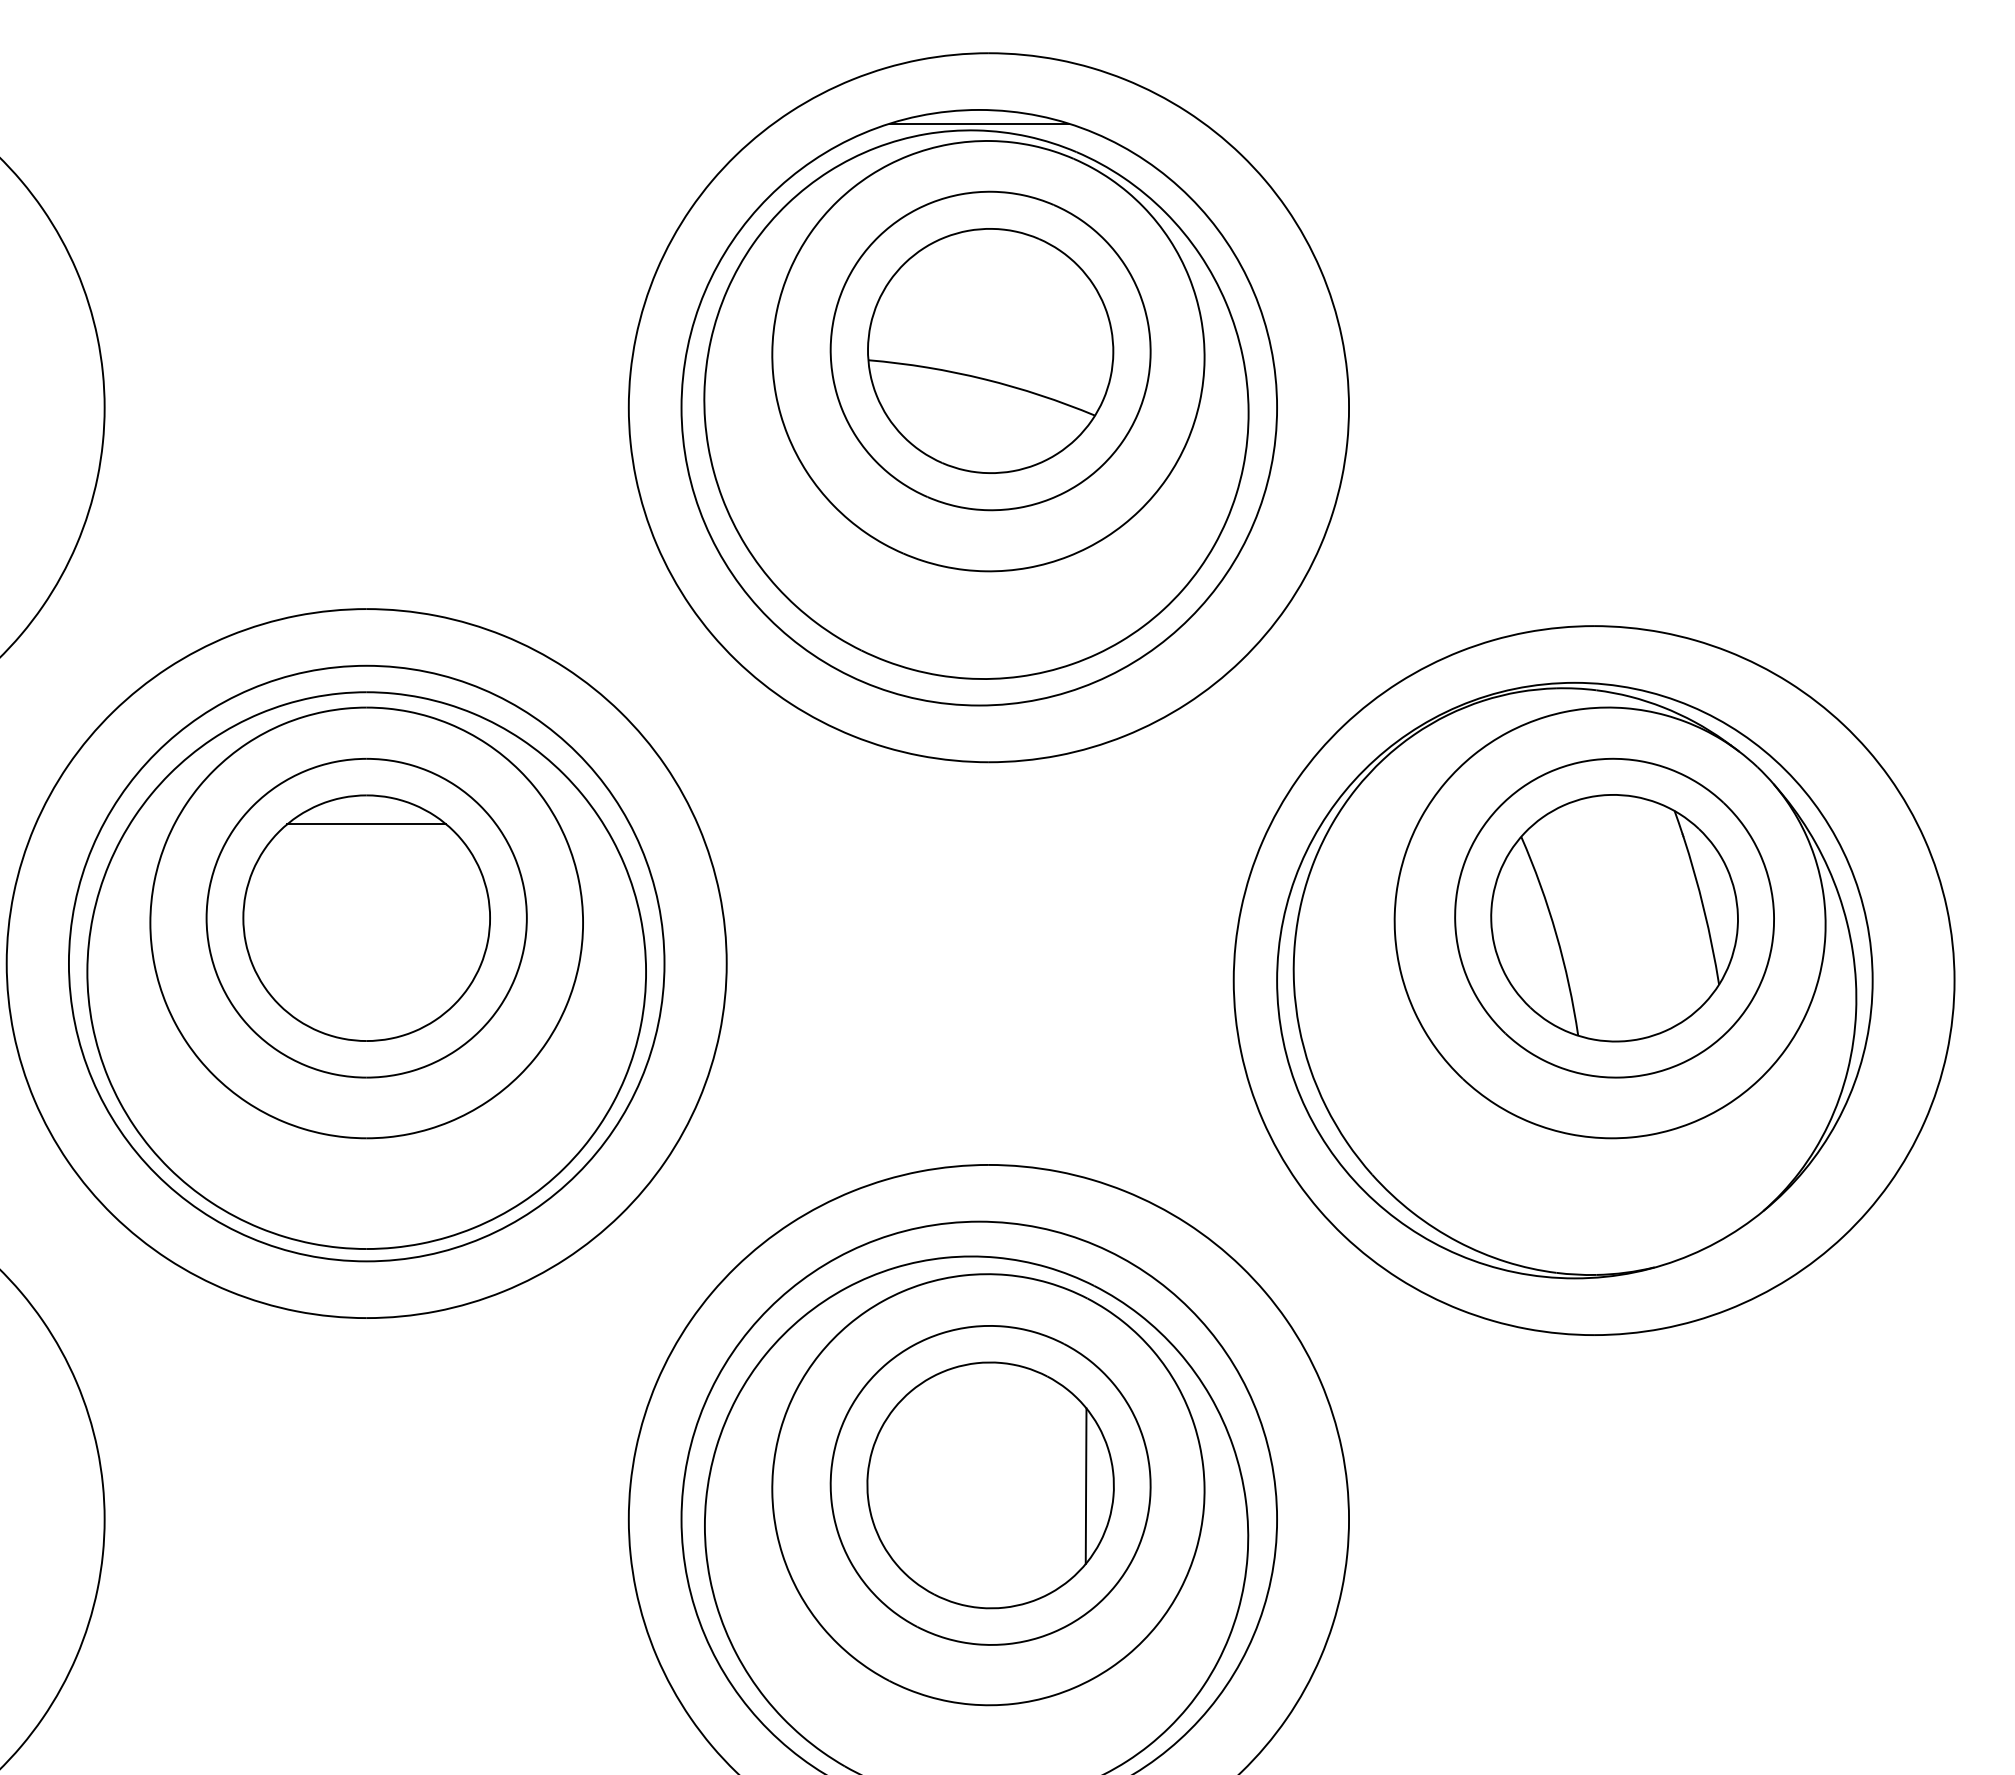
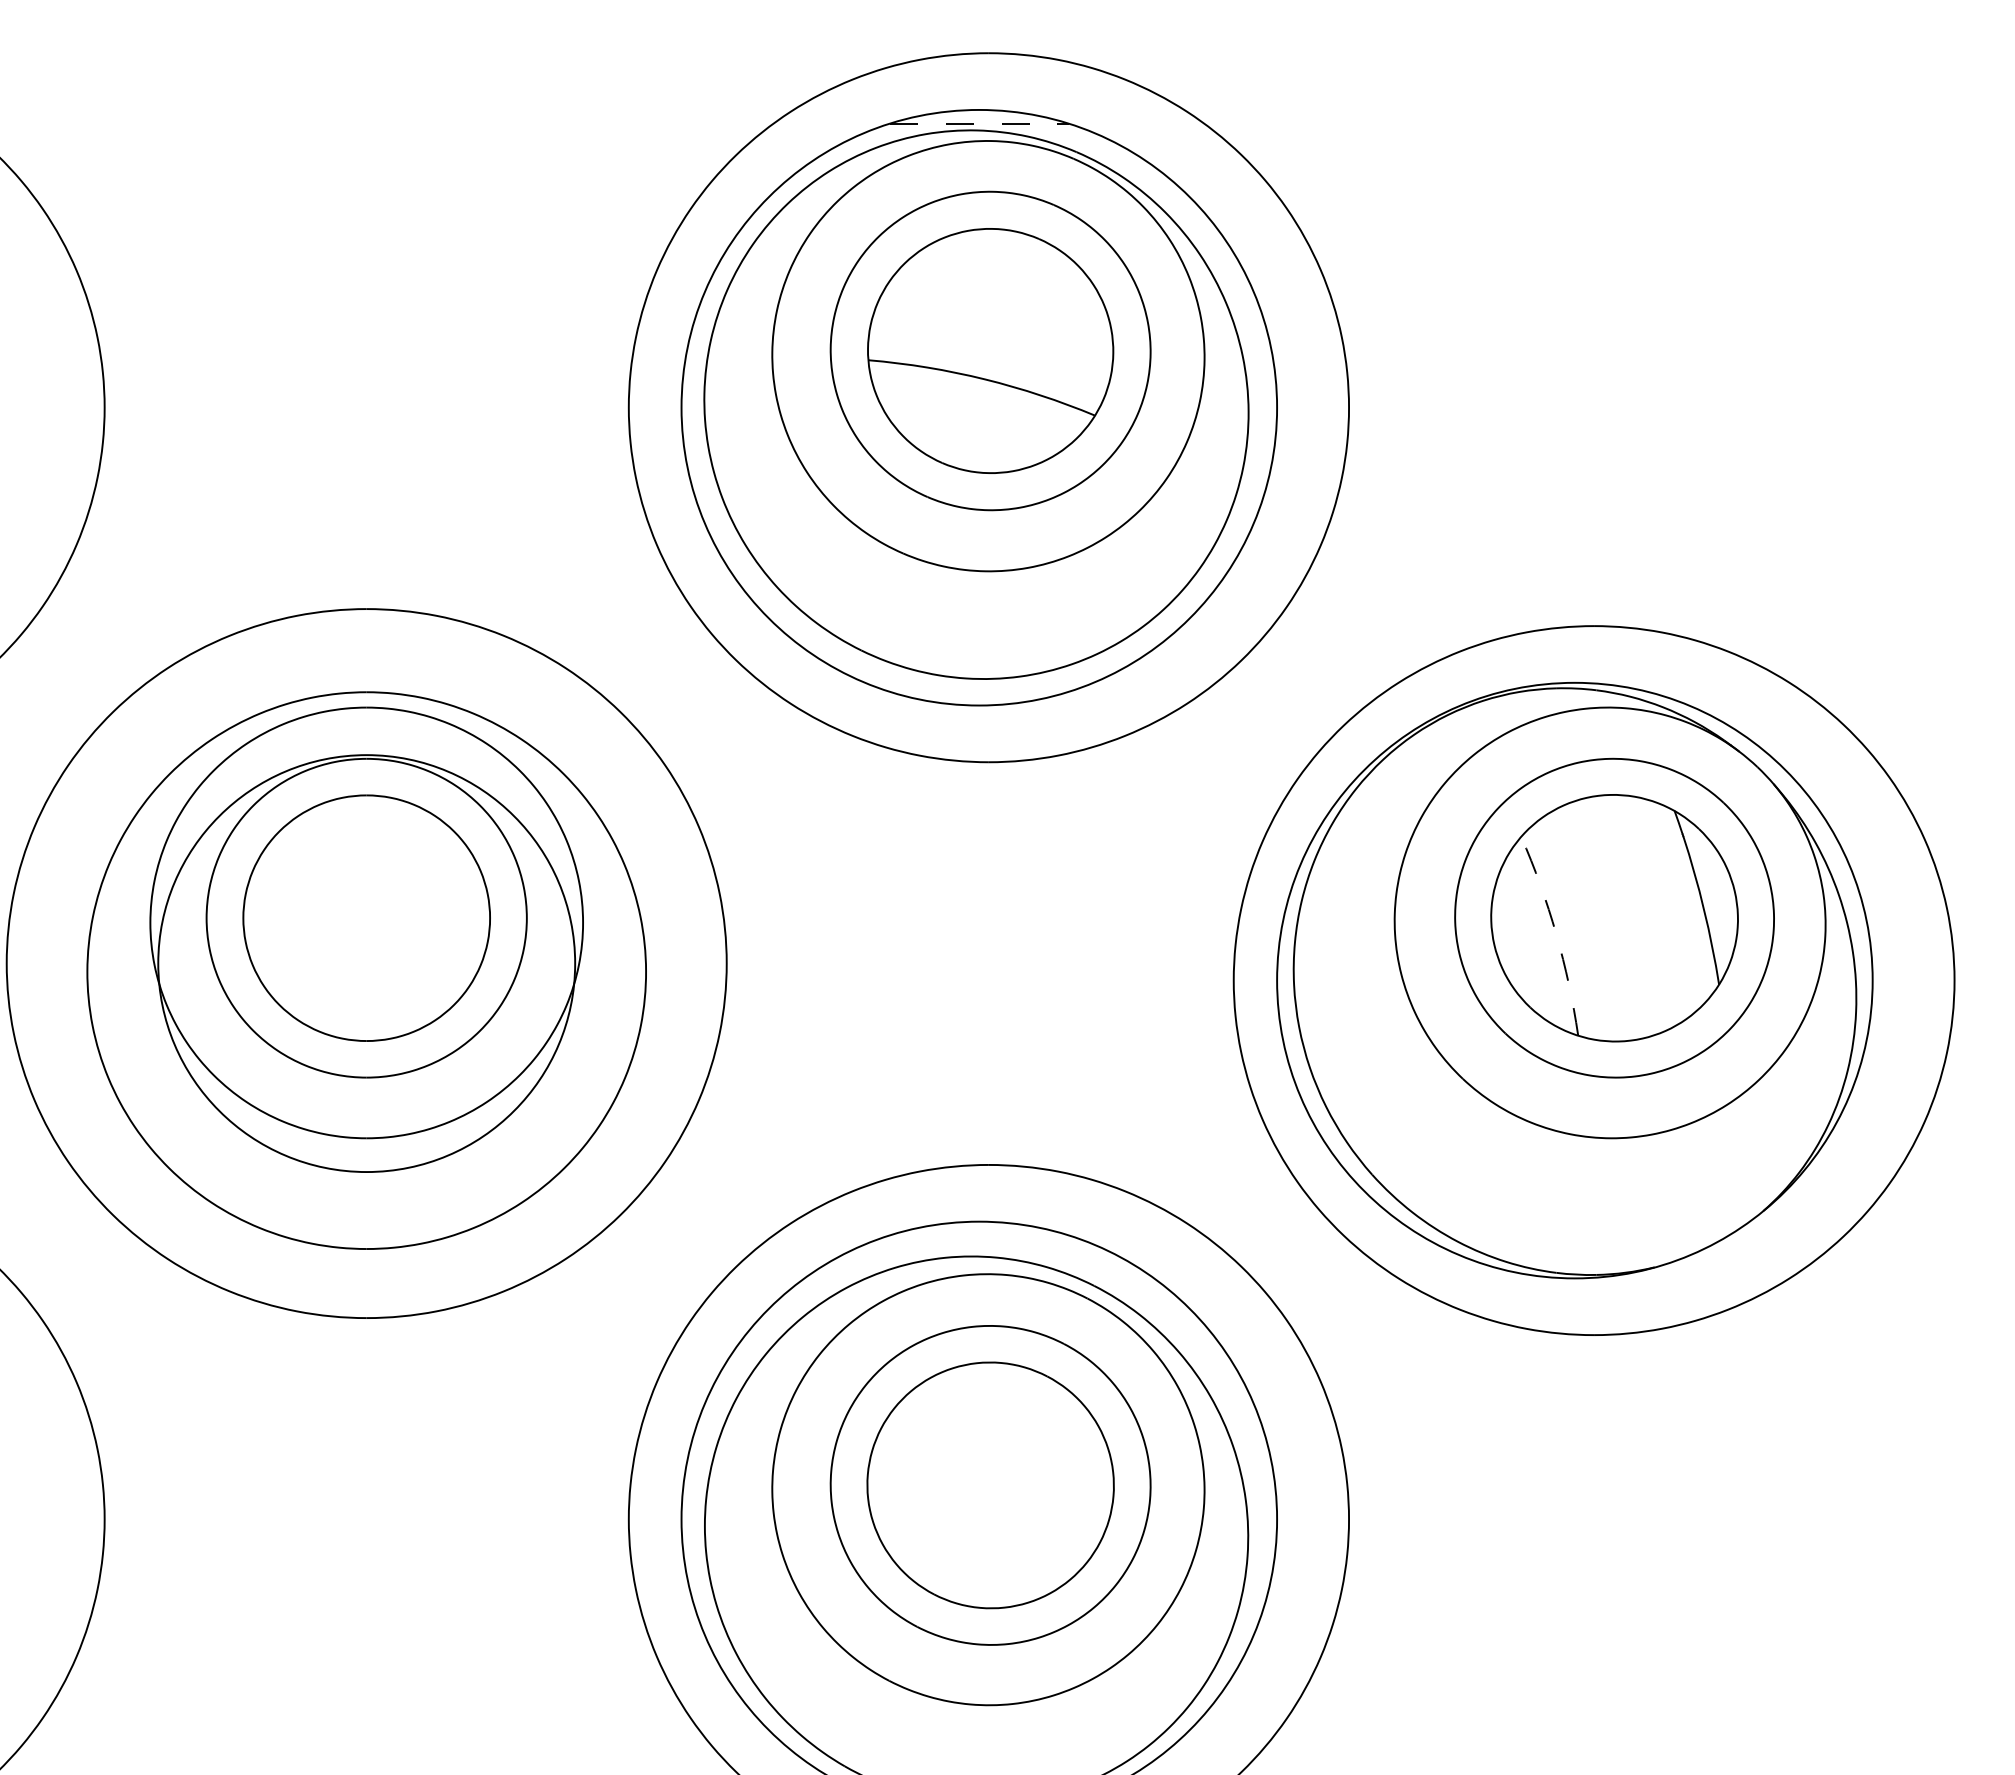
line: solid -> dashed (979, 123)
line: present -> none (366, 824)
arc: solid -> dashed (1556, 934)
circle diameter: 596 px -> 417 px (366, 963)
line: present -> none (1085, 1485)
